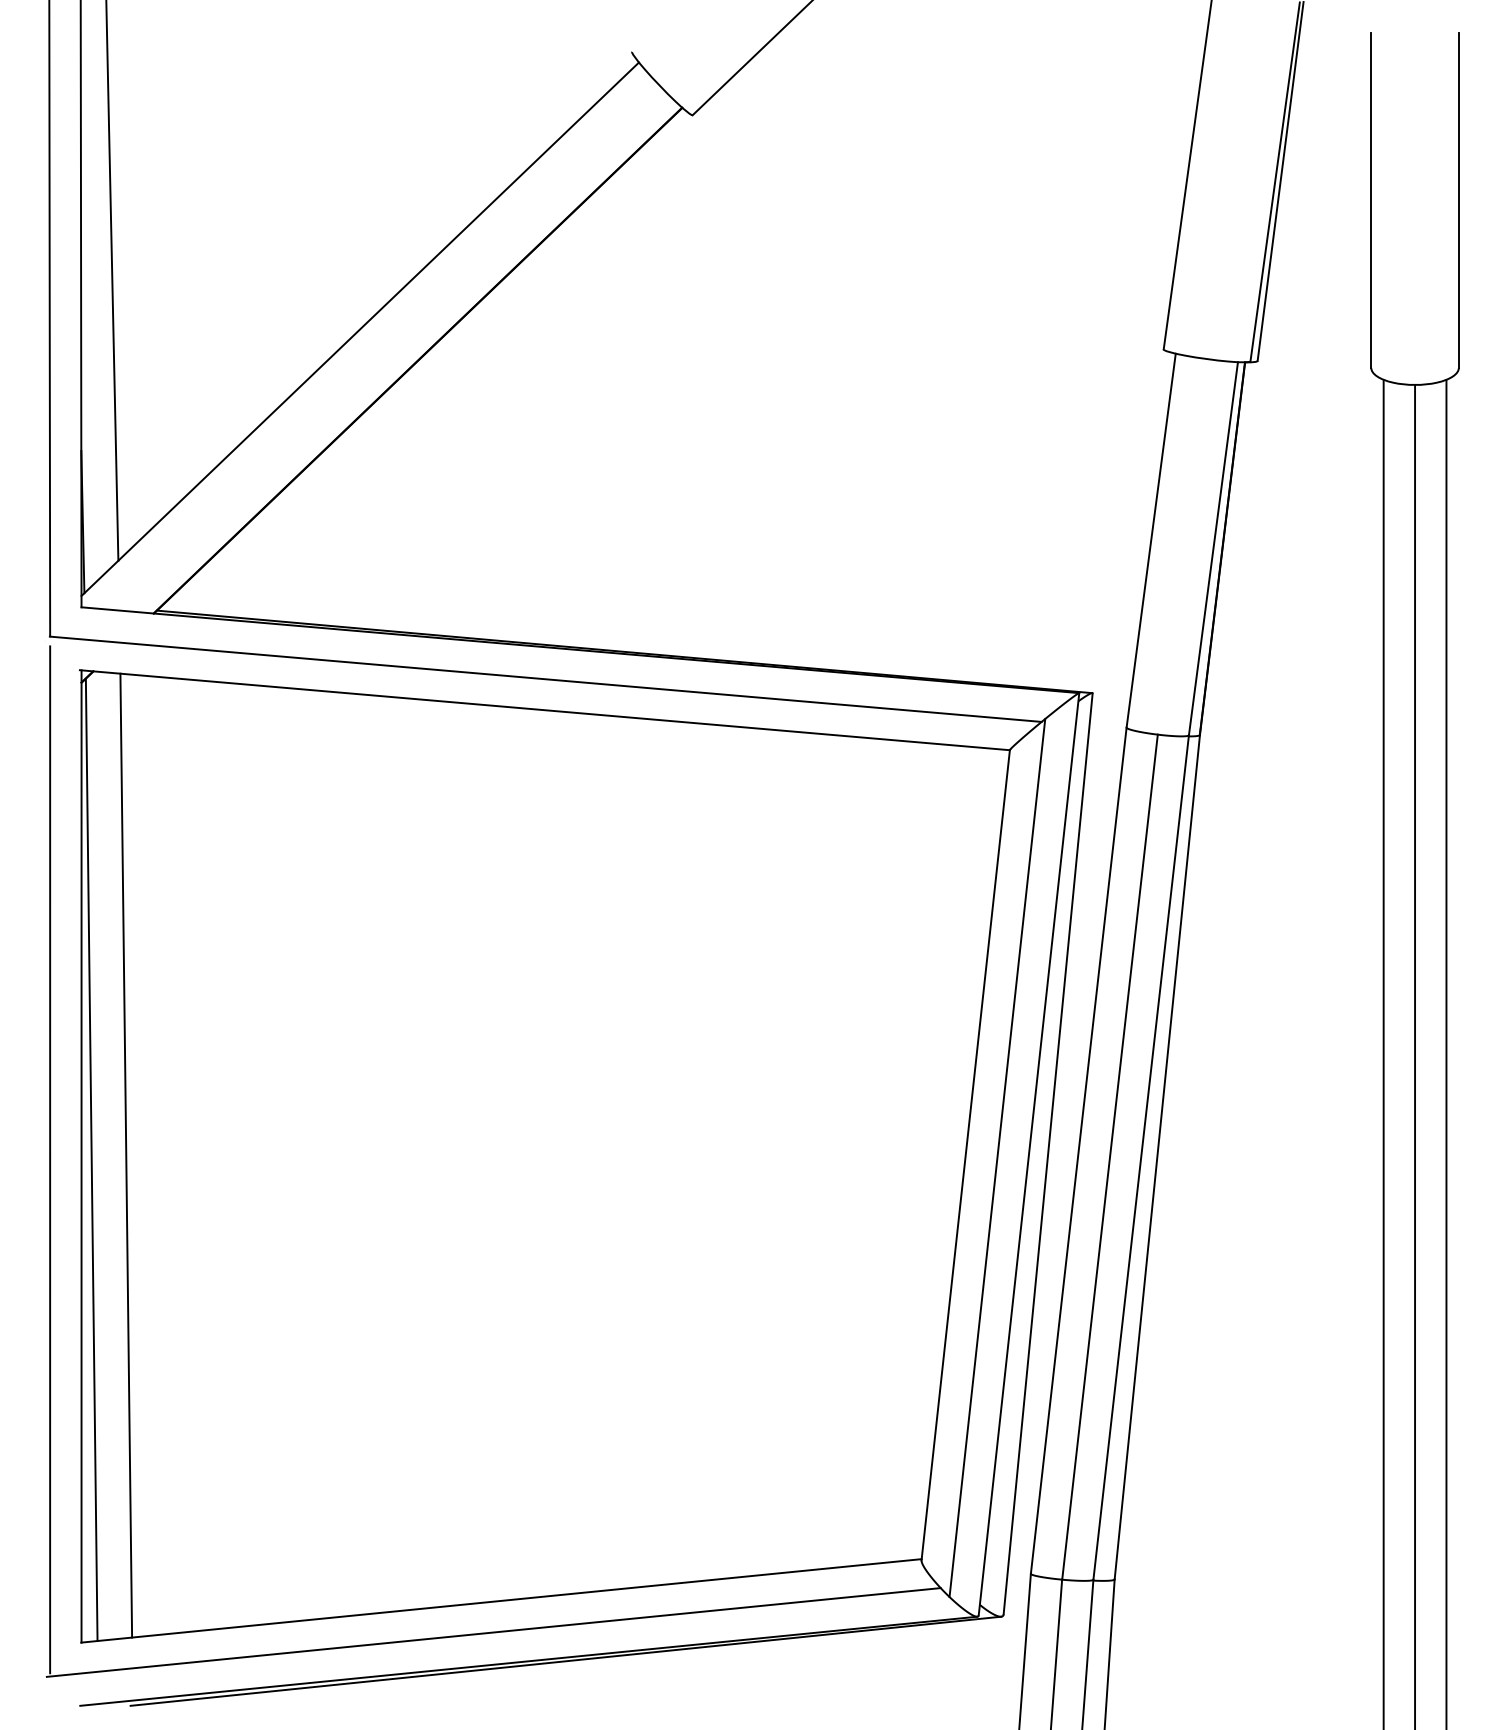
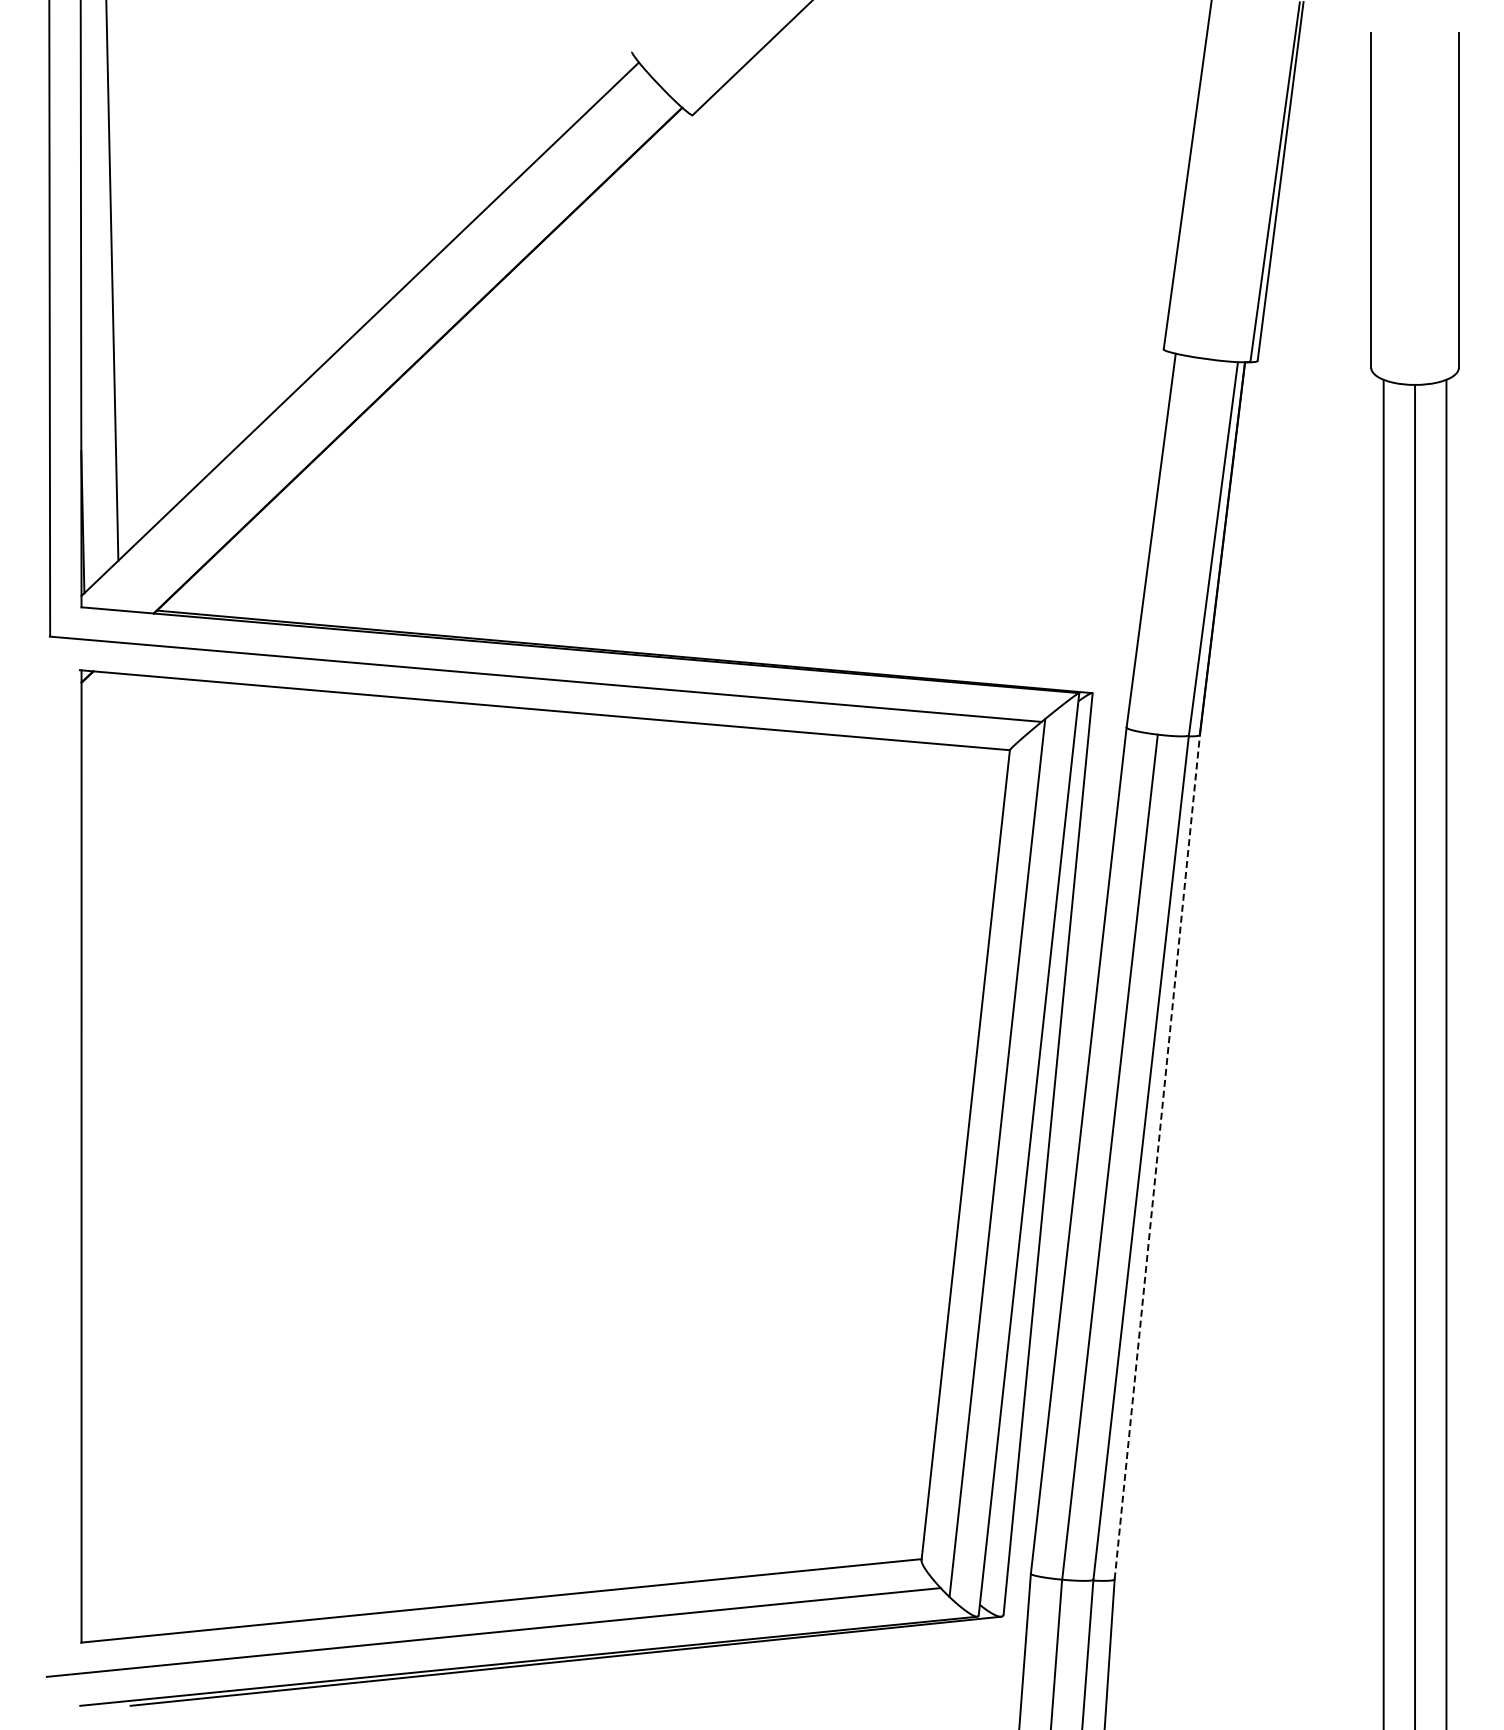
line: present -> none (126, 1155)
line: solid -> dashed (1157, 1156)
line: present -> none (50, 1159)
line: present -> none (91, 1159)
